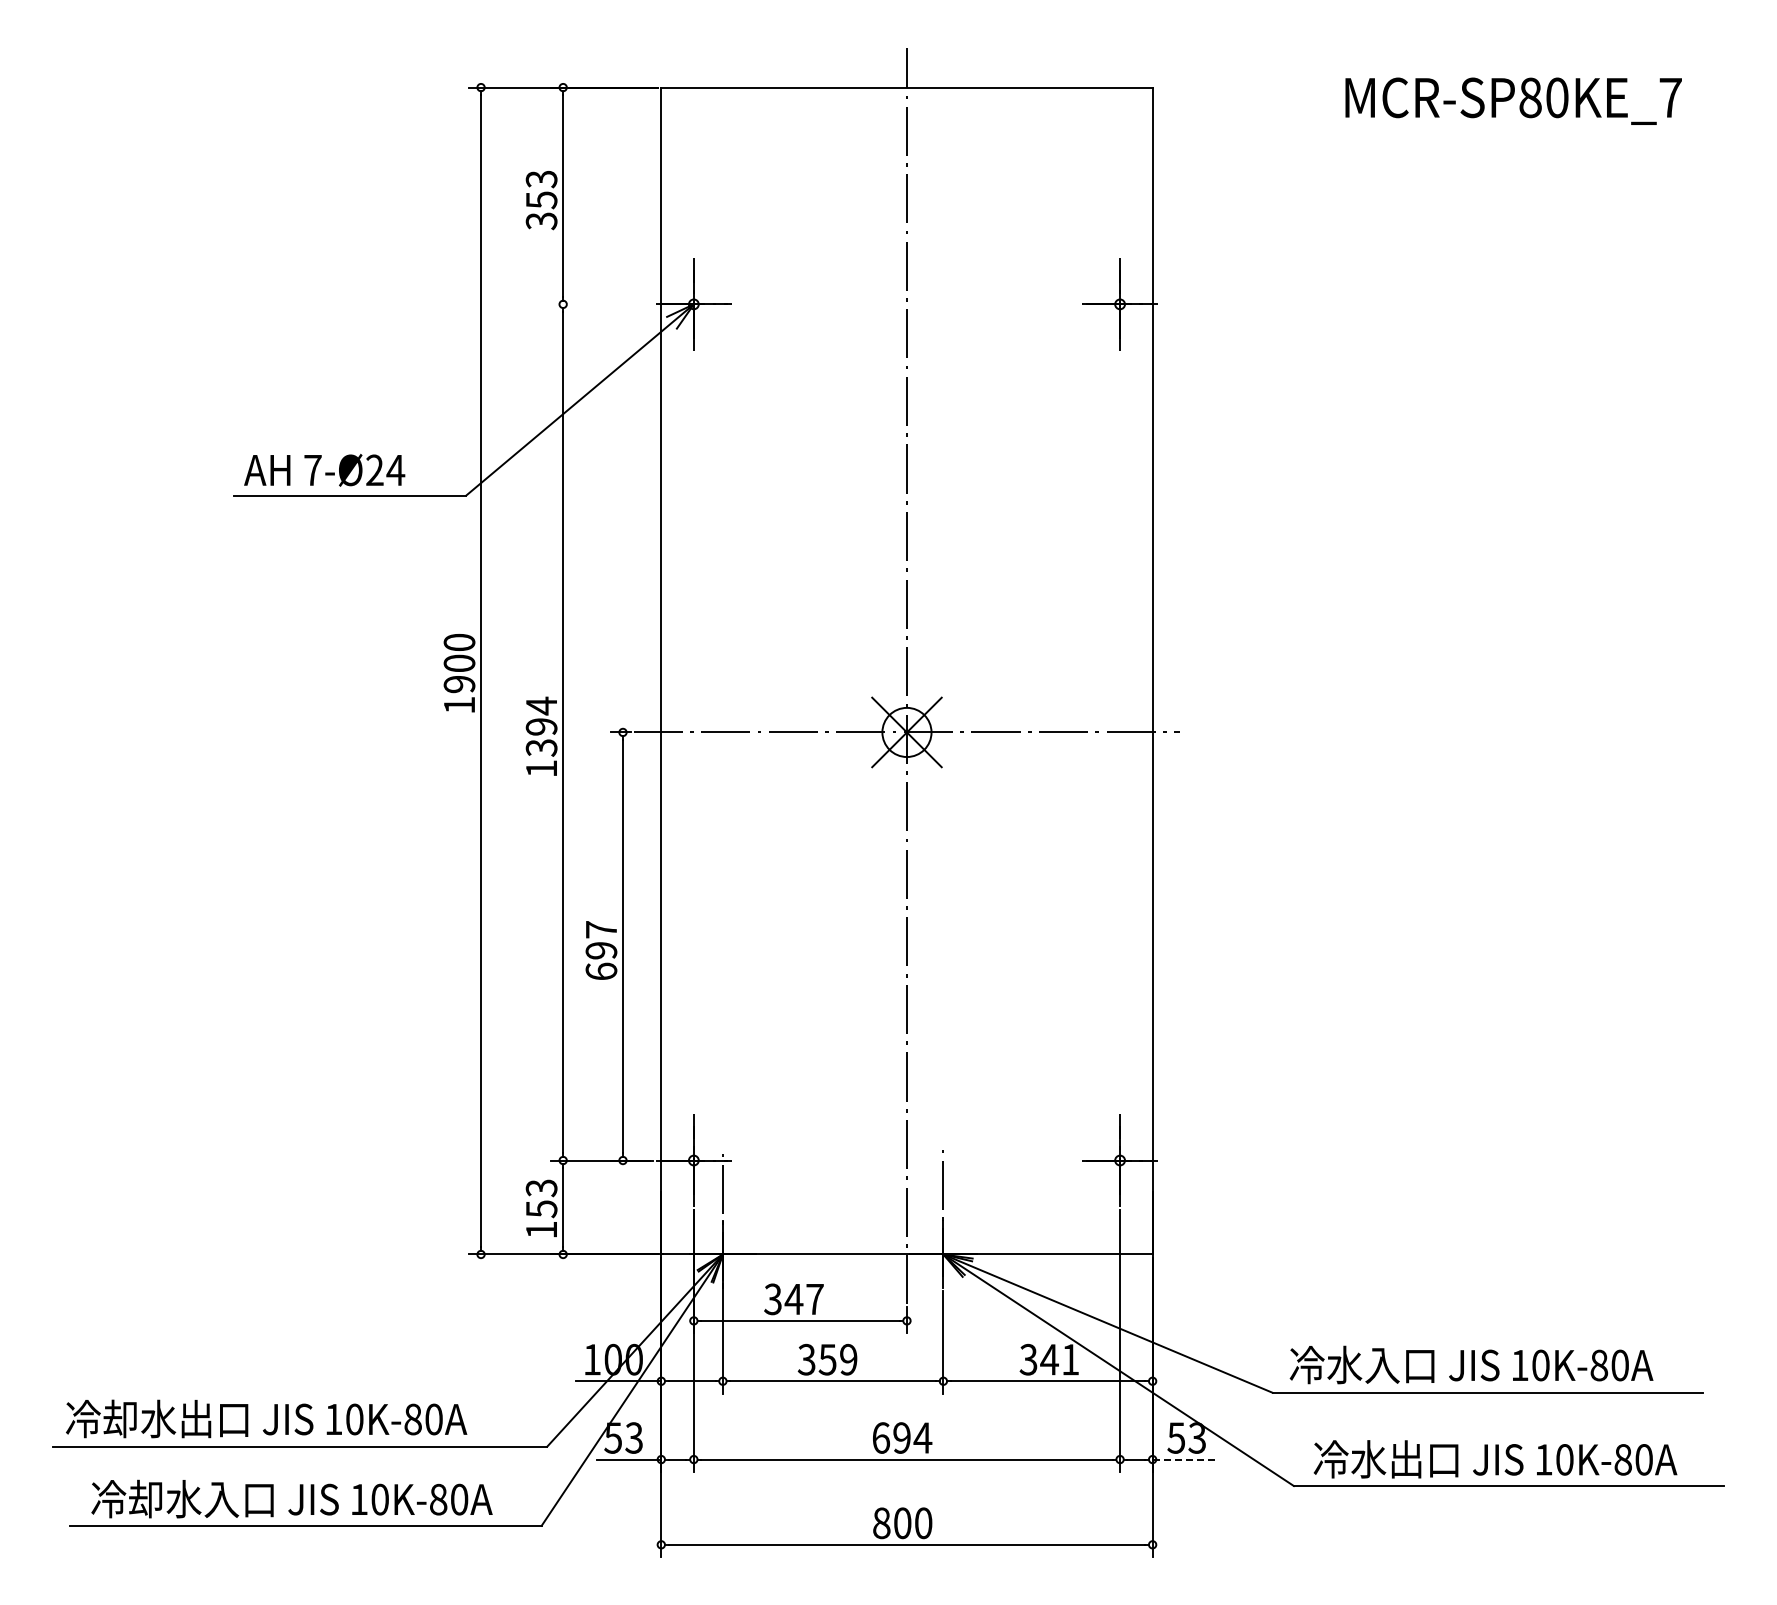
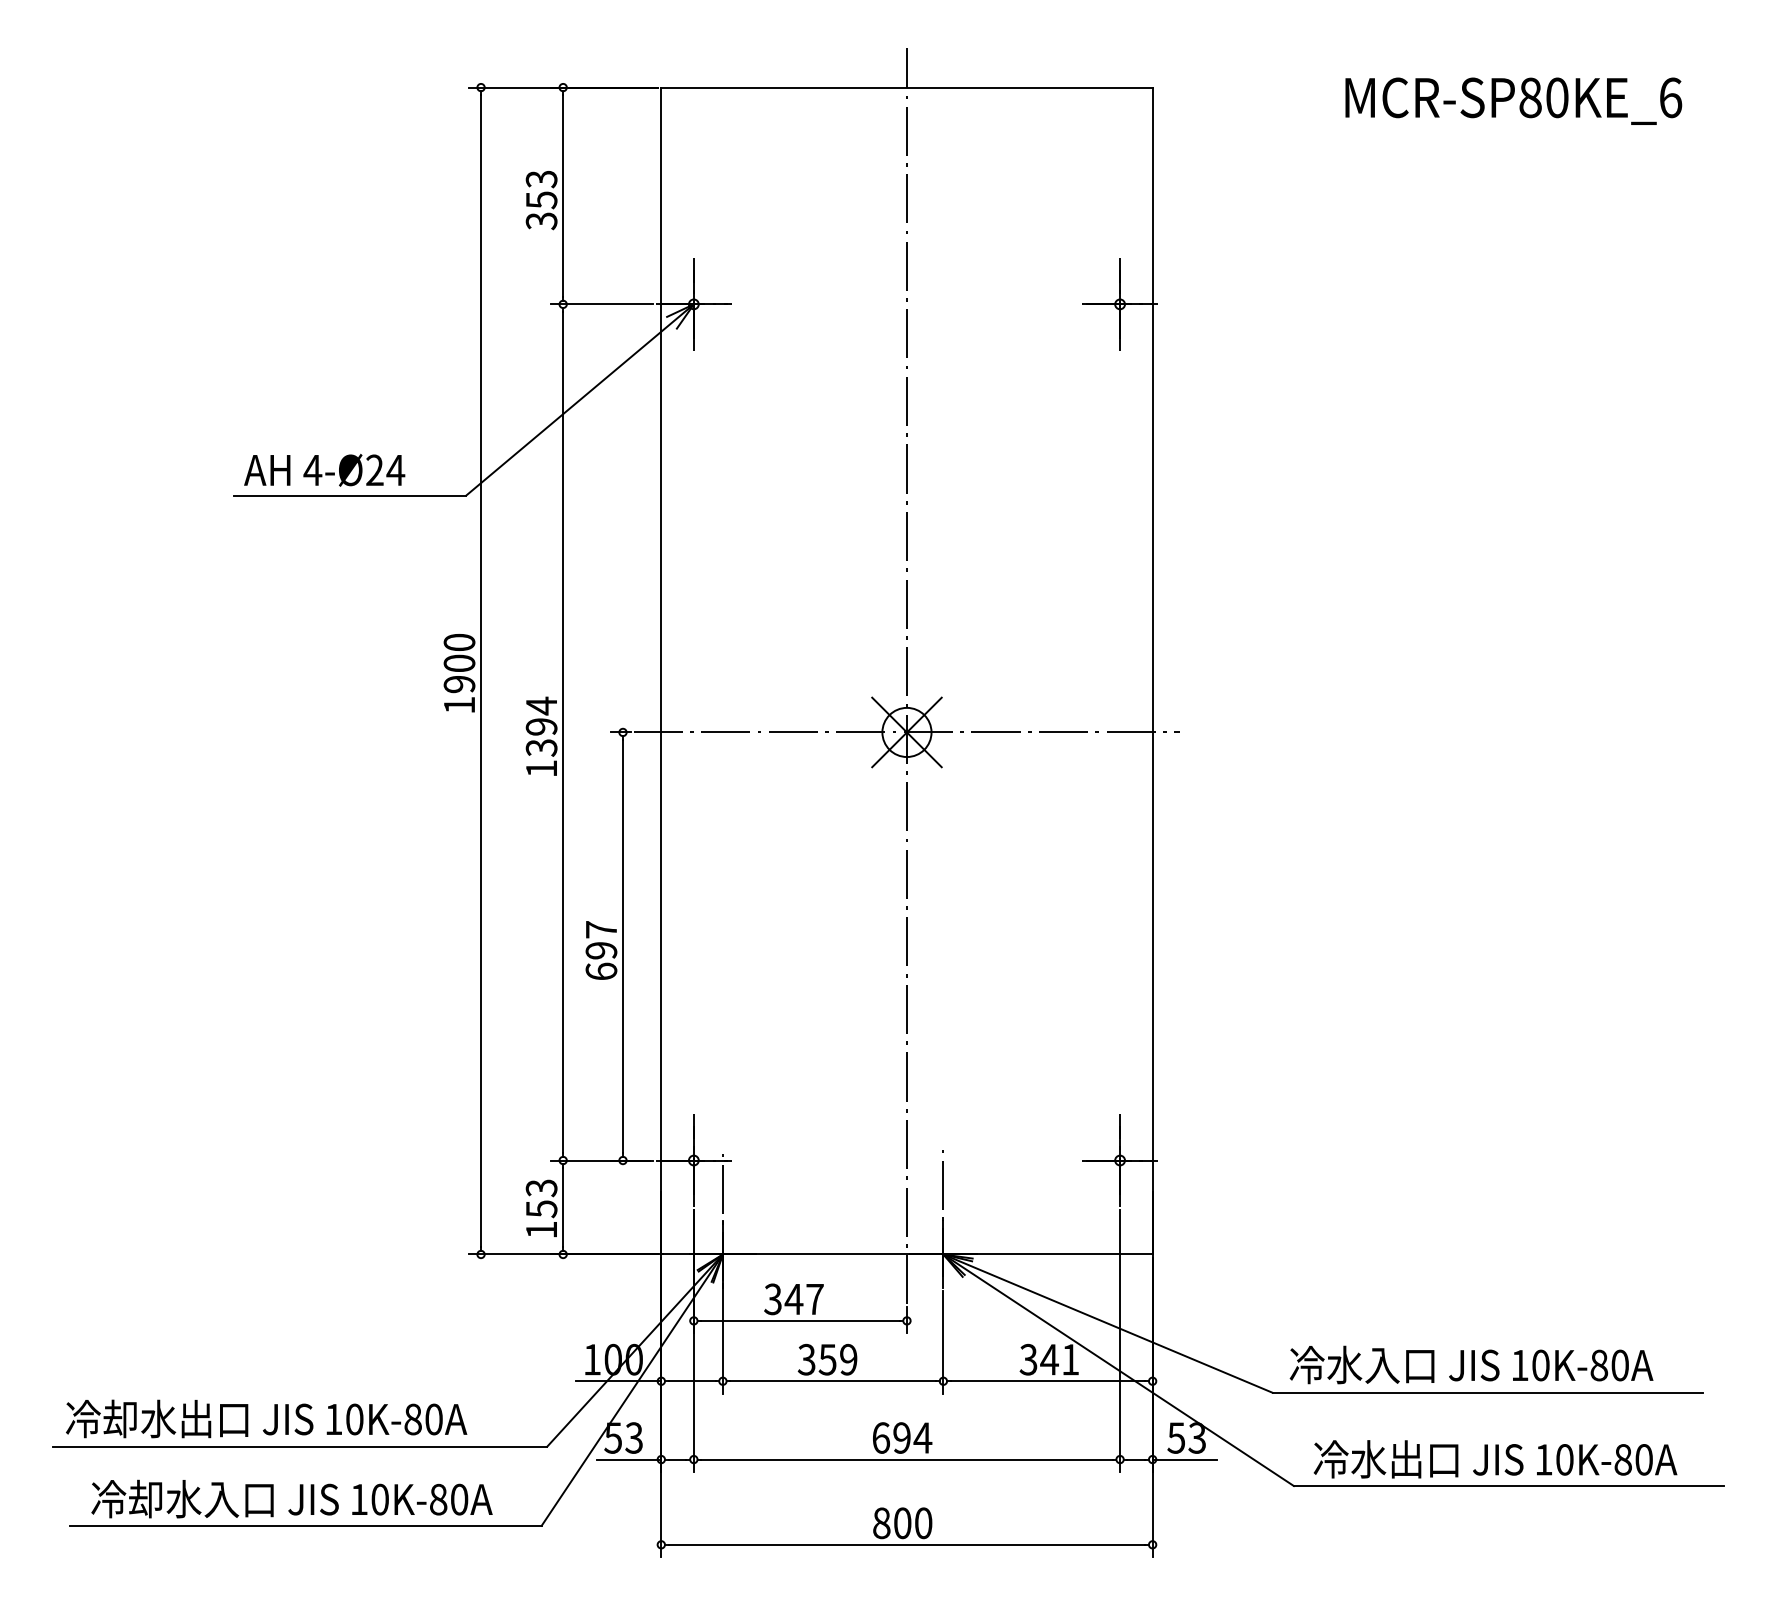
text: MCR-SP80KE_7 -> MCR-SP80KE_6 (1670, 97)
line: none -> present (601, 304)
text: 7-Ø24 -> 4-Ø24 (312, 470)
line: dashed -> solid (1185, 1459)
